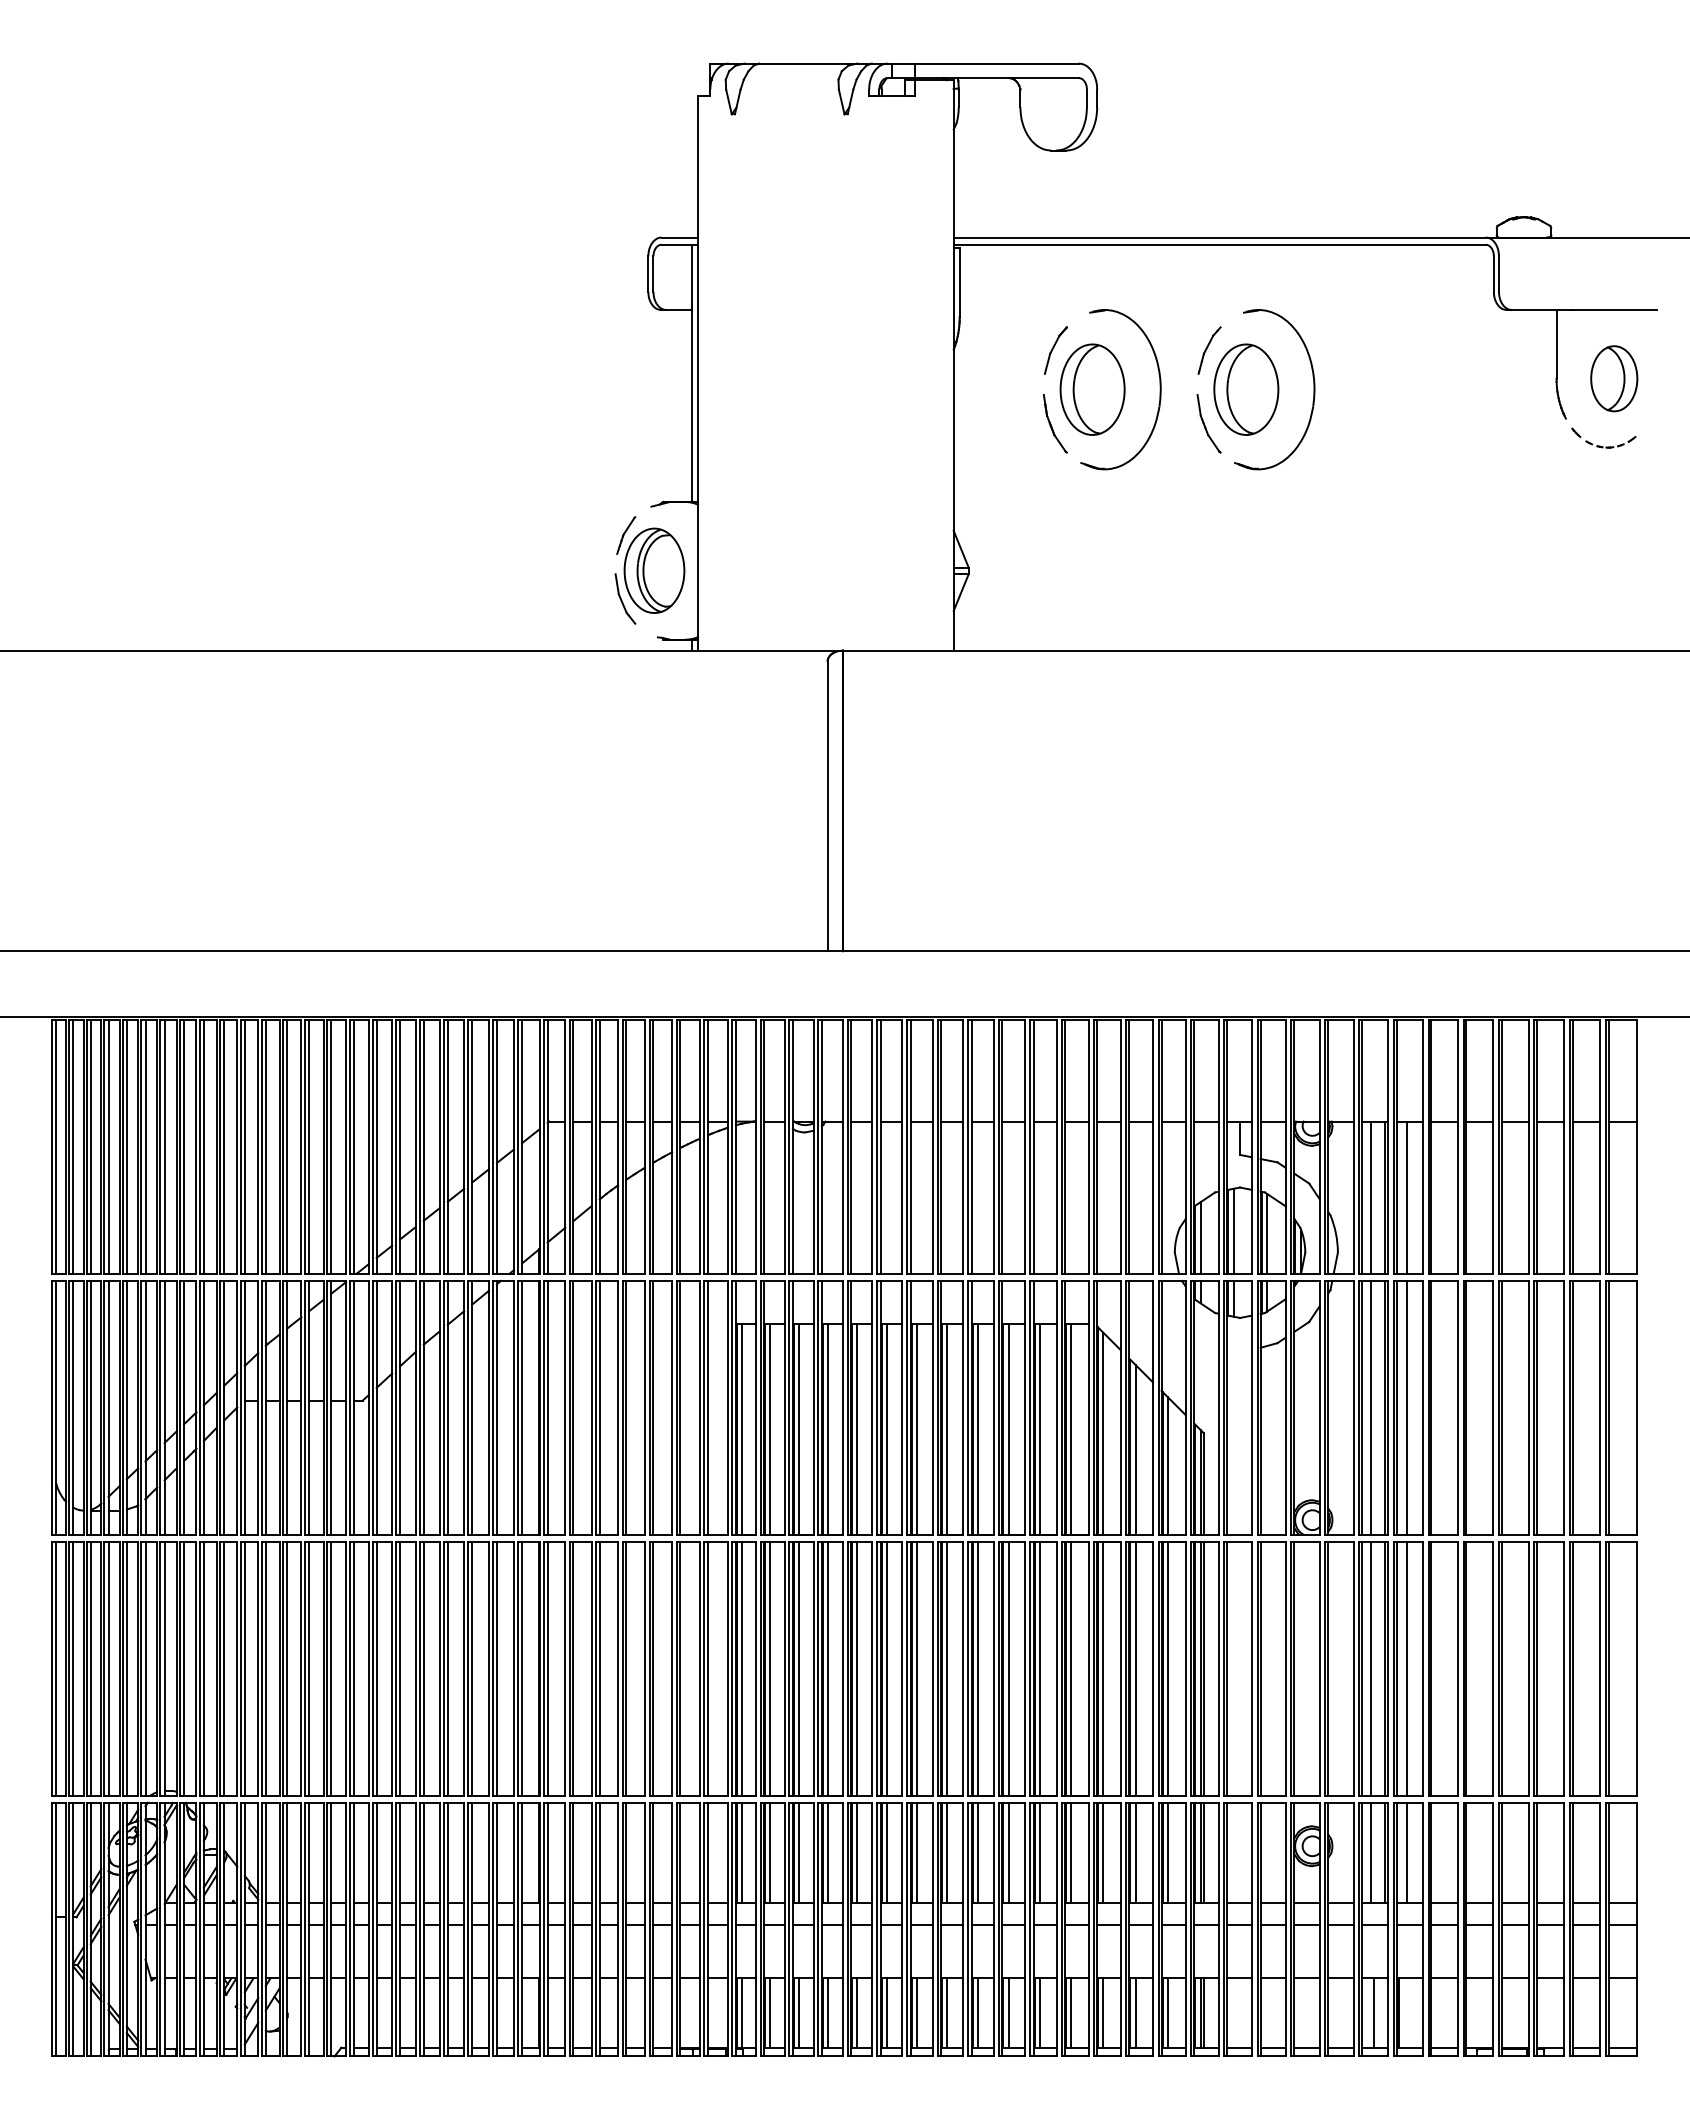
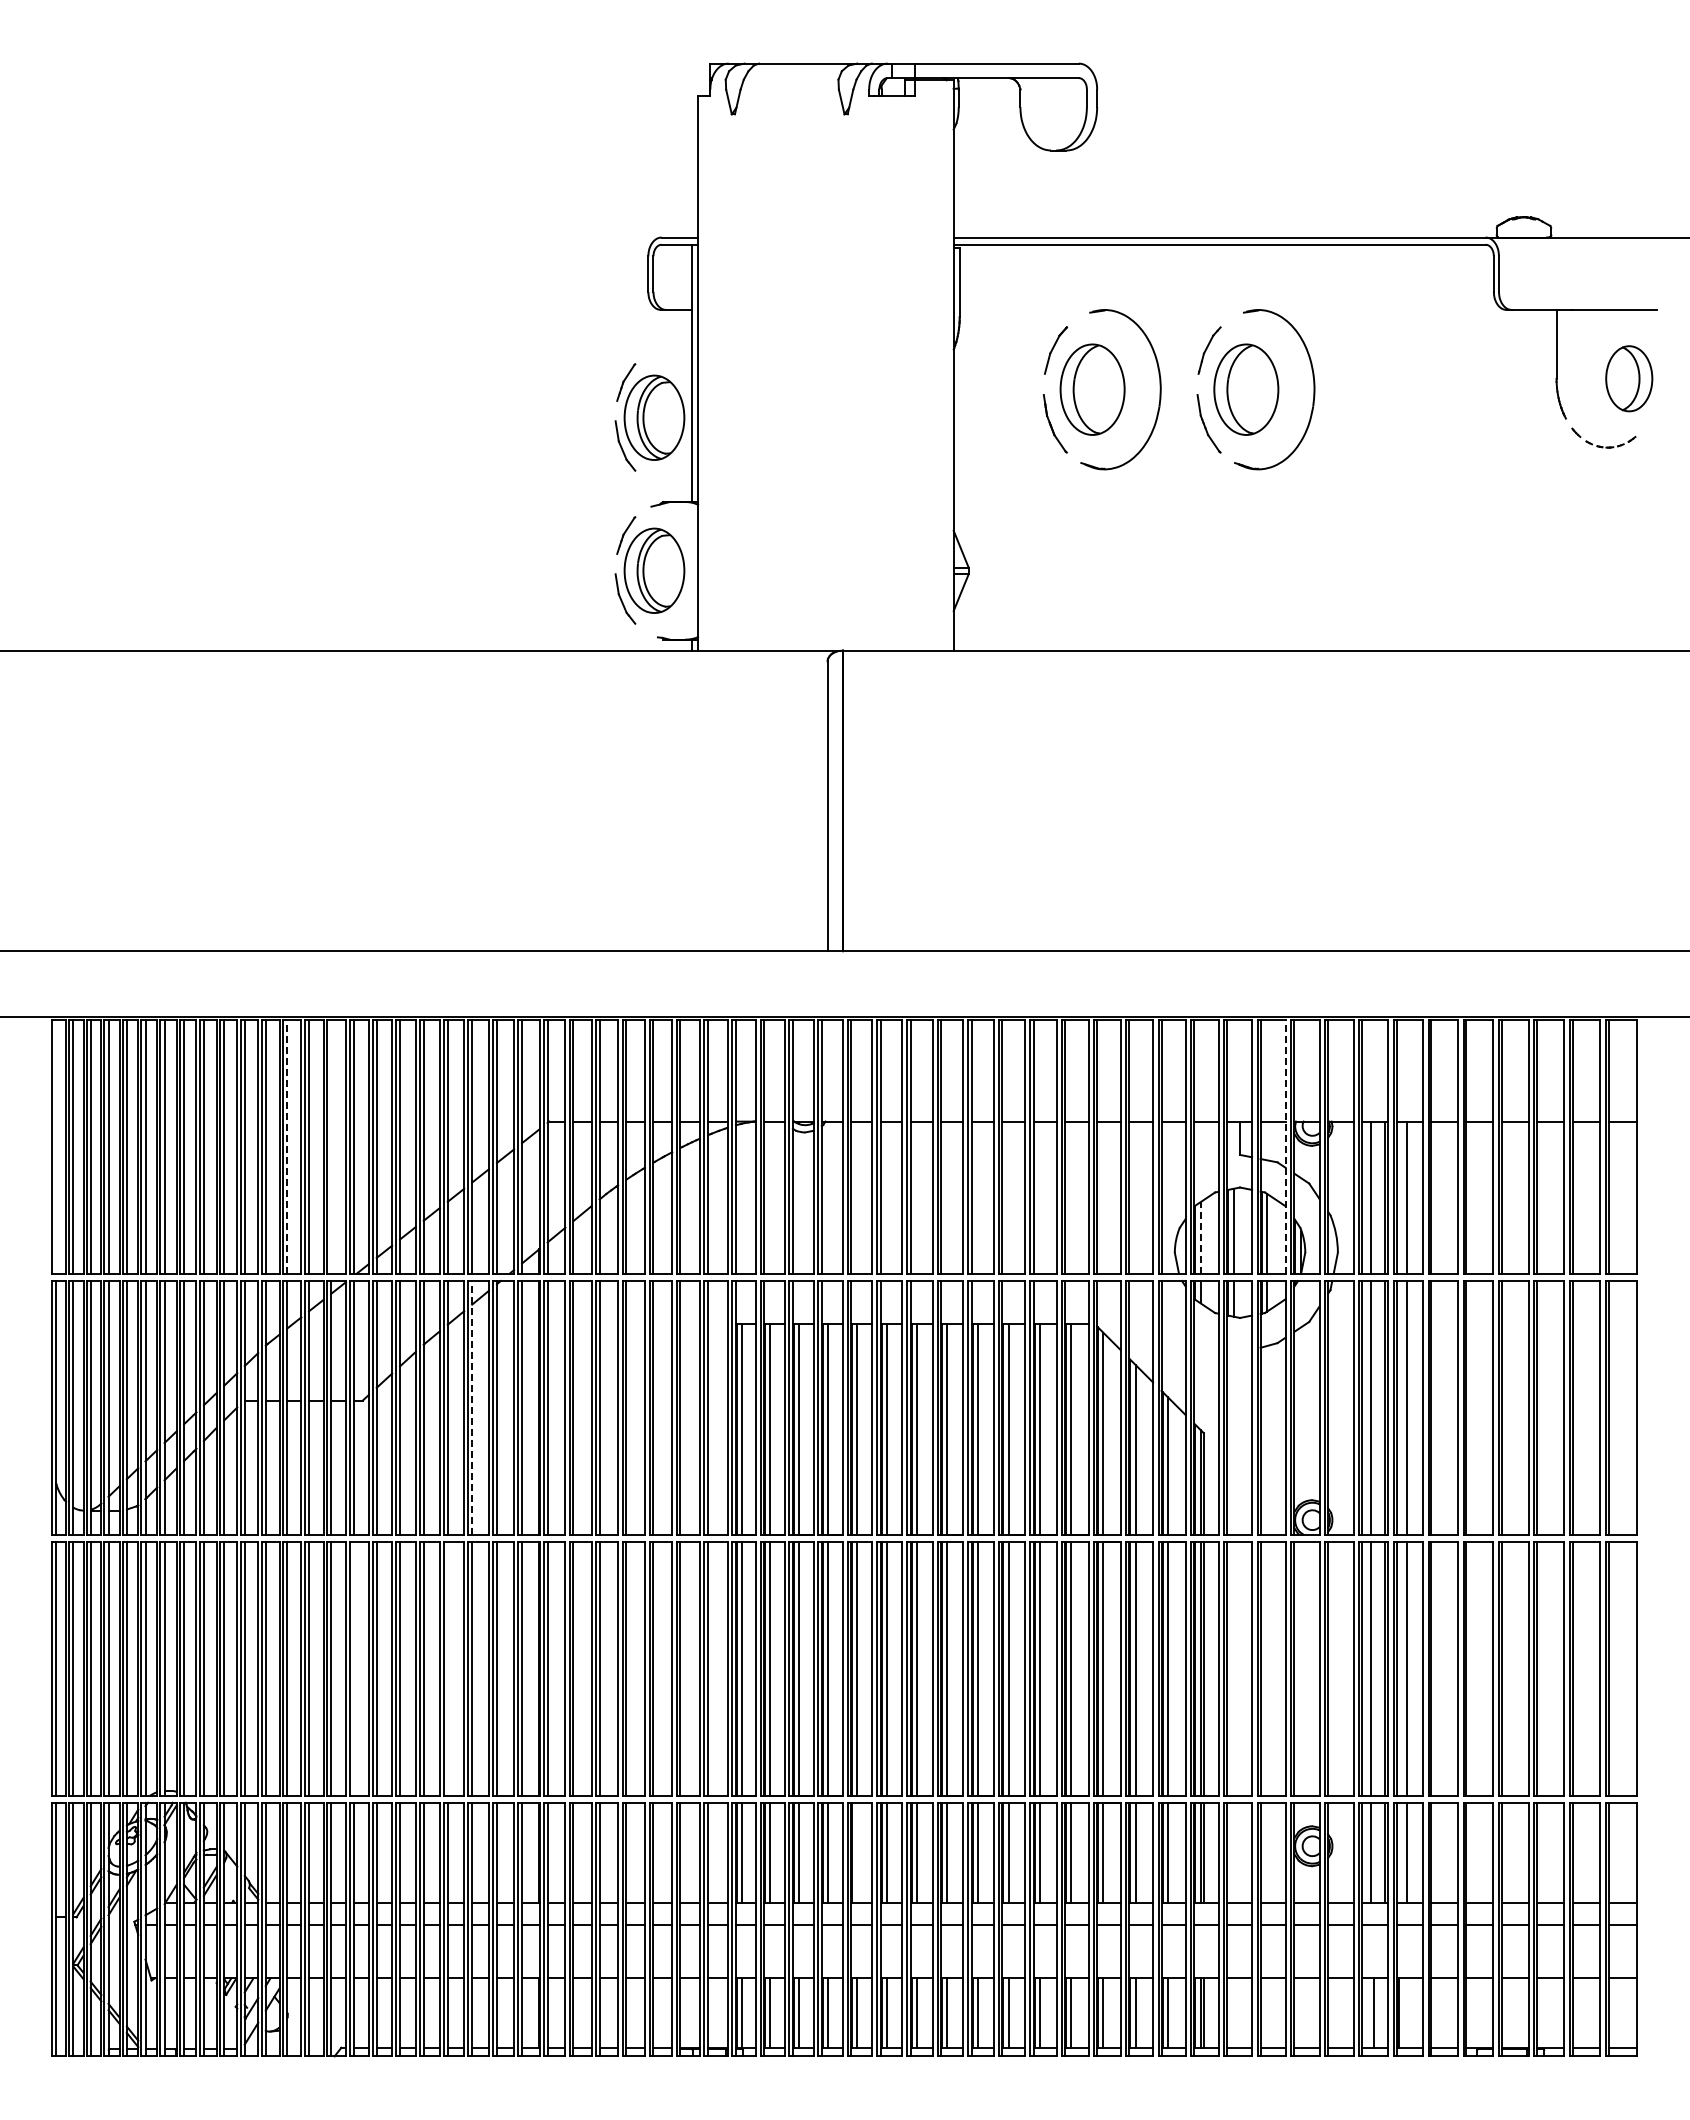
part position: (1614, 378) -> (1629, 378) (1629, 378)
part: none -> present (649, 417)
line: present -> none (56, 1146)
line: solid -> dashed (287, 1146)
line: present -> none (331, 1146)
line: solid -> dashed (1285, 1146)
line: solid -> dashed (1200, 1237)
line: solid -> dashed (472, 1407)
line: present -> none (353, 1668)
line: present -> none (447, 1668)
line: present -> none (856, 1852)
